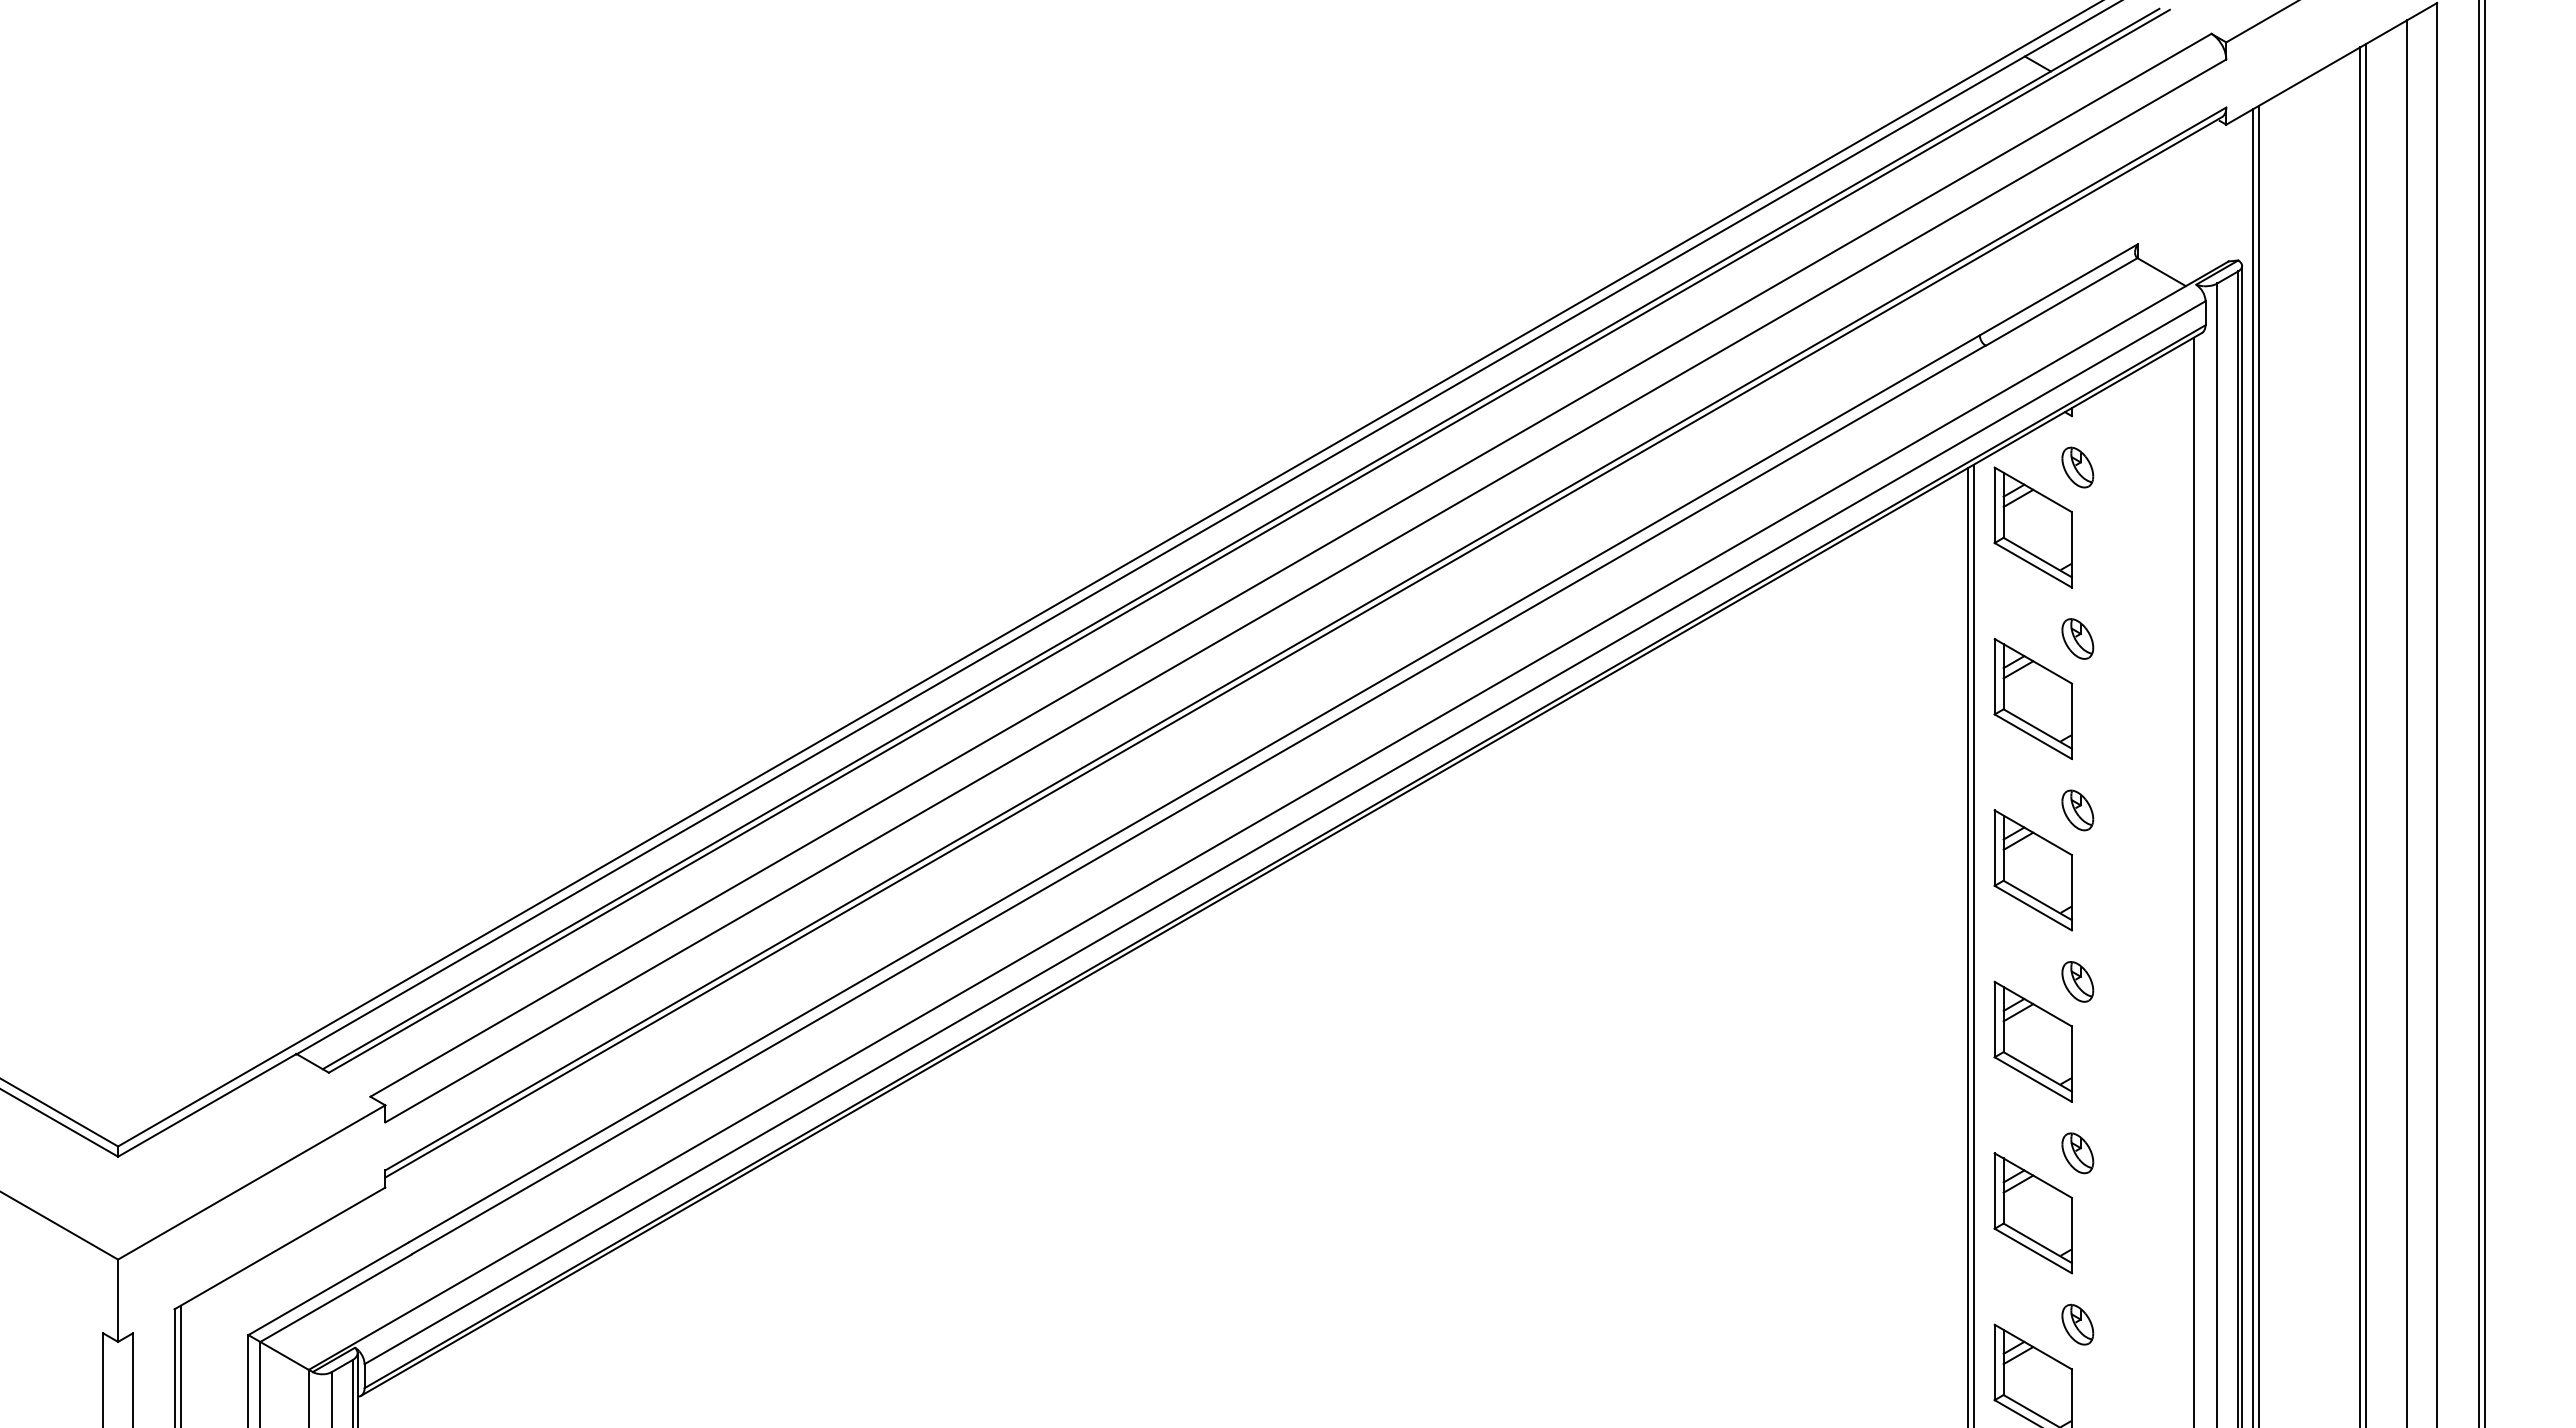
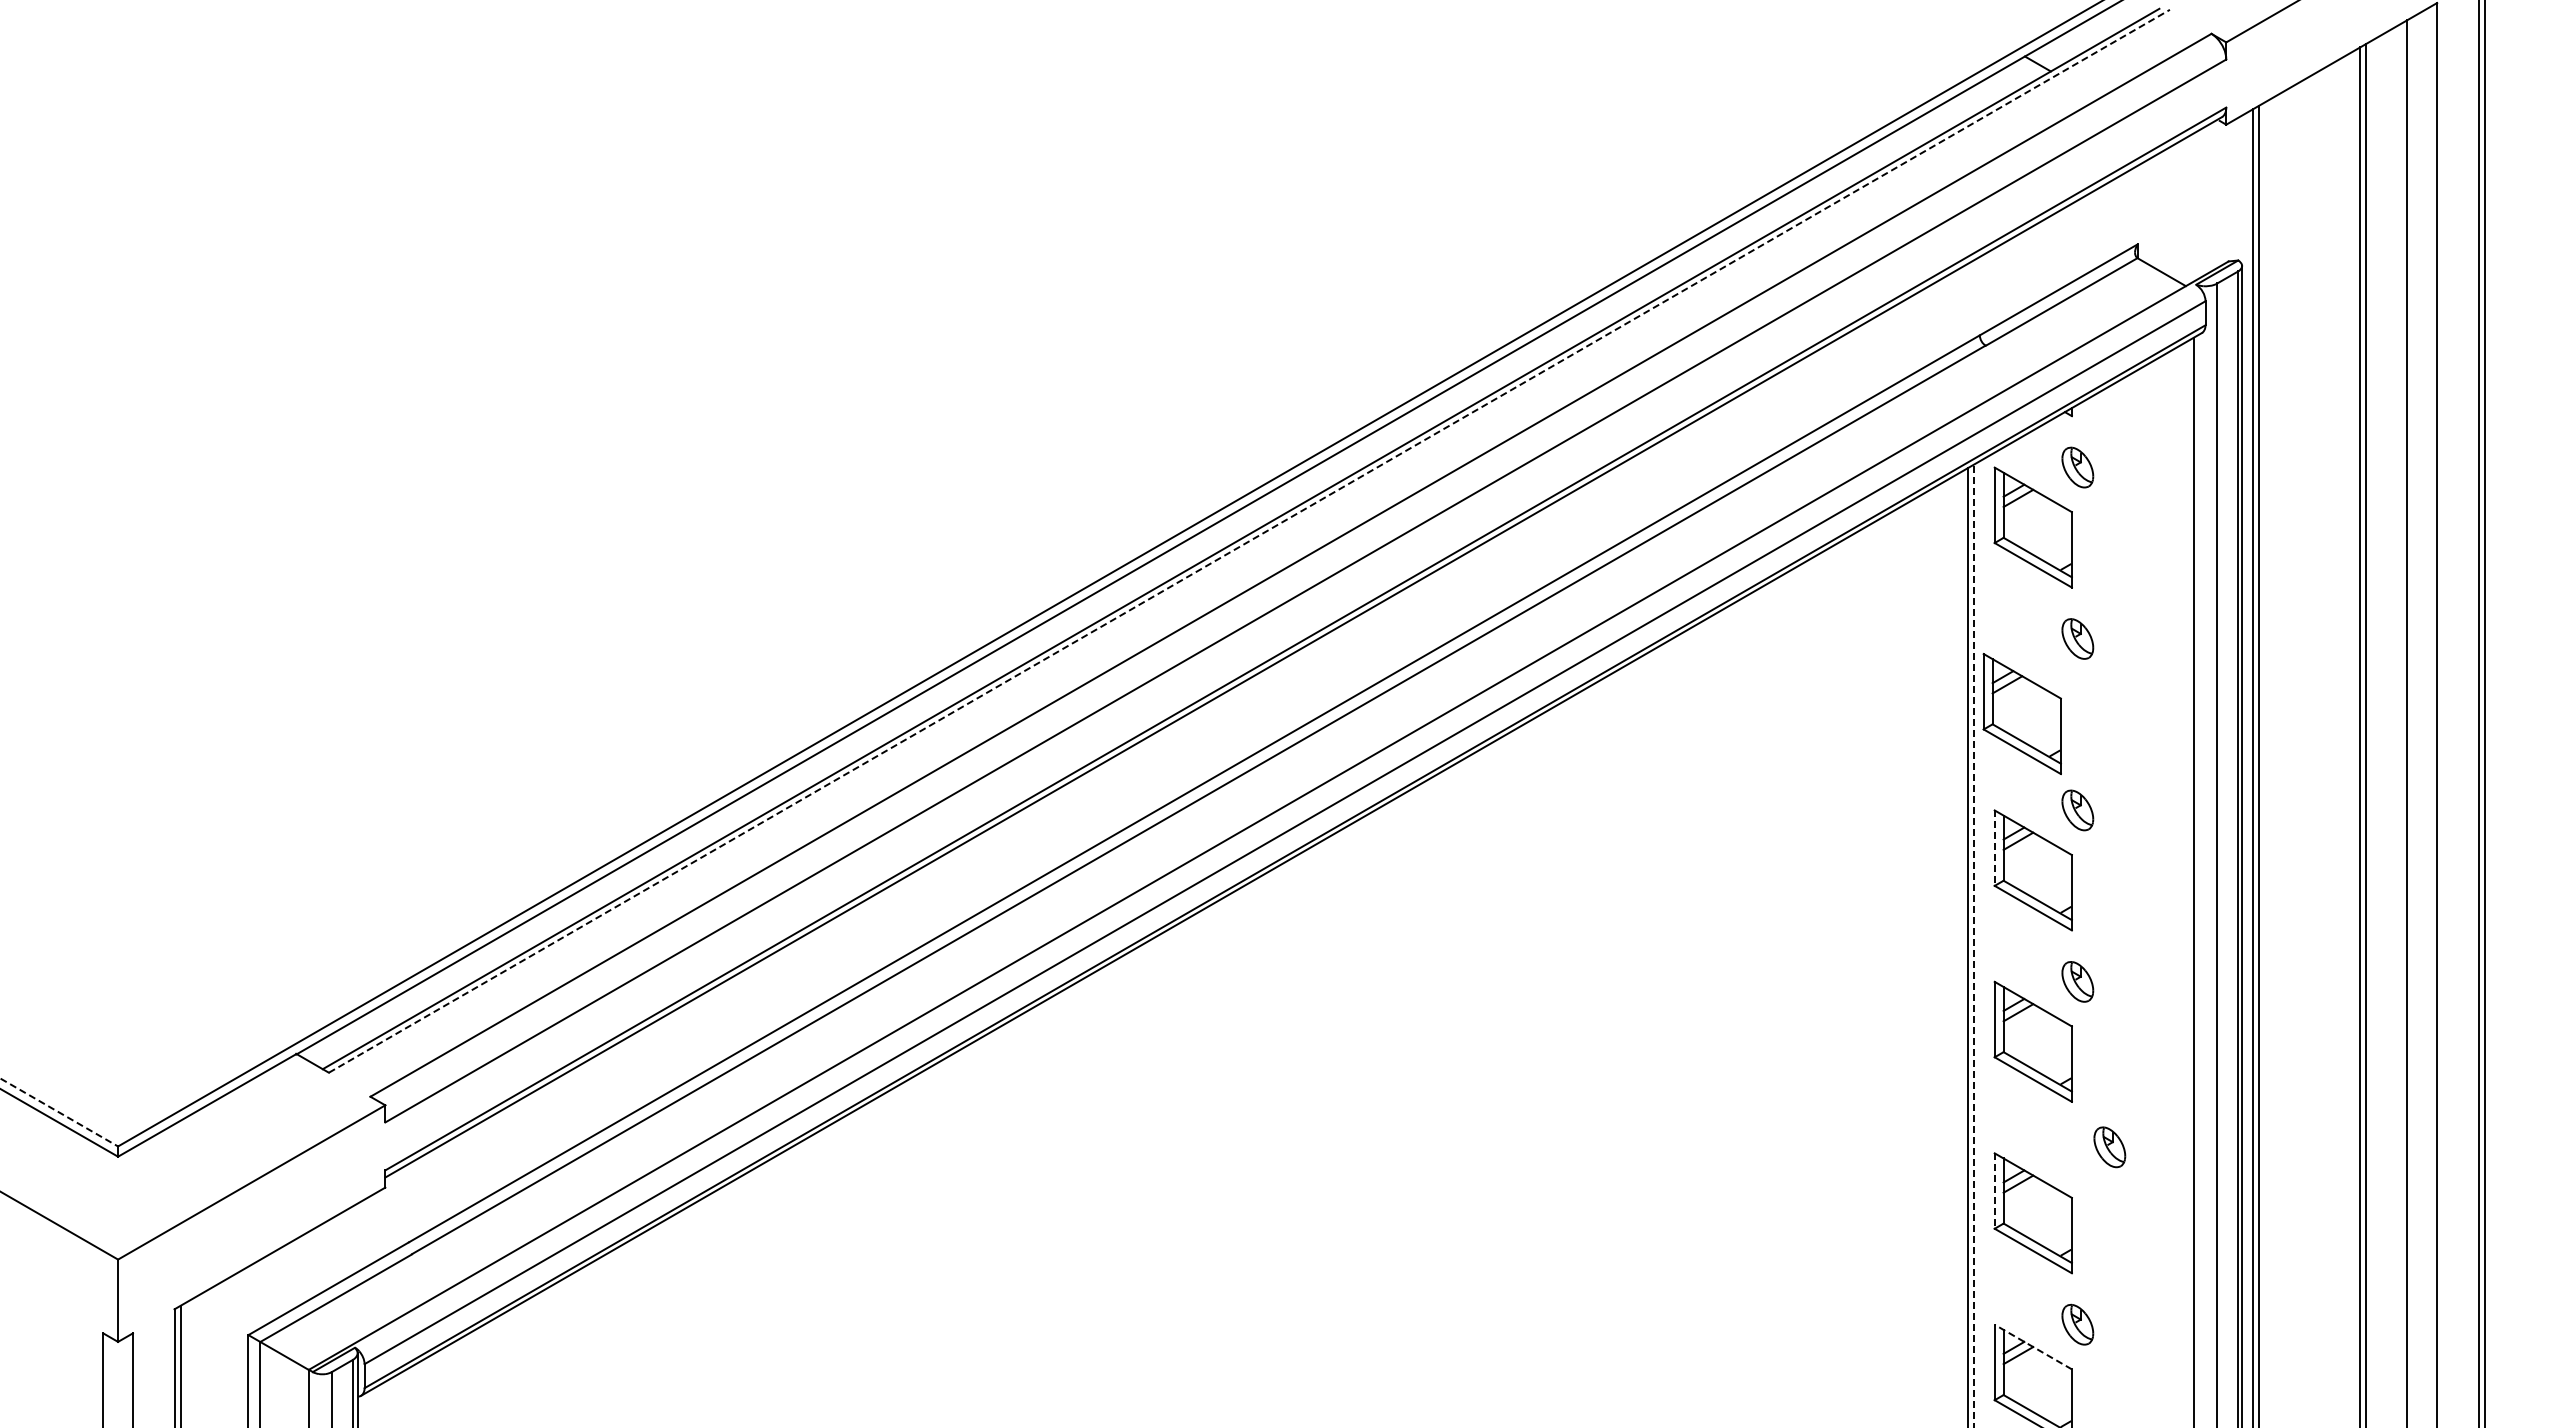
line: solid -> dashed (1249, 541)
part position: (2032, 698) -> (2021, 713) (2021, 713)
line: solid -> dashed (1994, 848)
line: solid -> dashed (1973, 945)
line: solid -> dashed (59, 1112)
part position: (2077, 1153) -> (2109, 1147) (2109, 1147)
line: solid -> dashed (1994, 1191)
line: solid -> dashed (2033, 1347)
